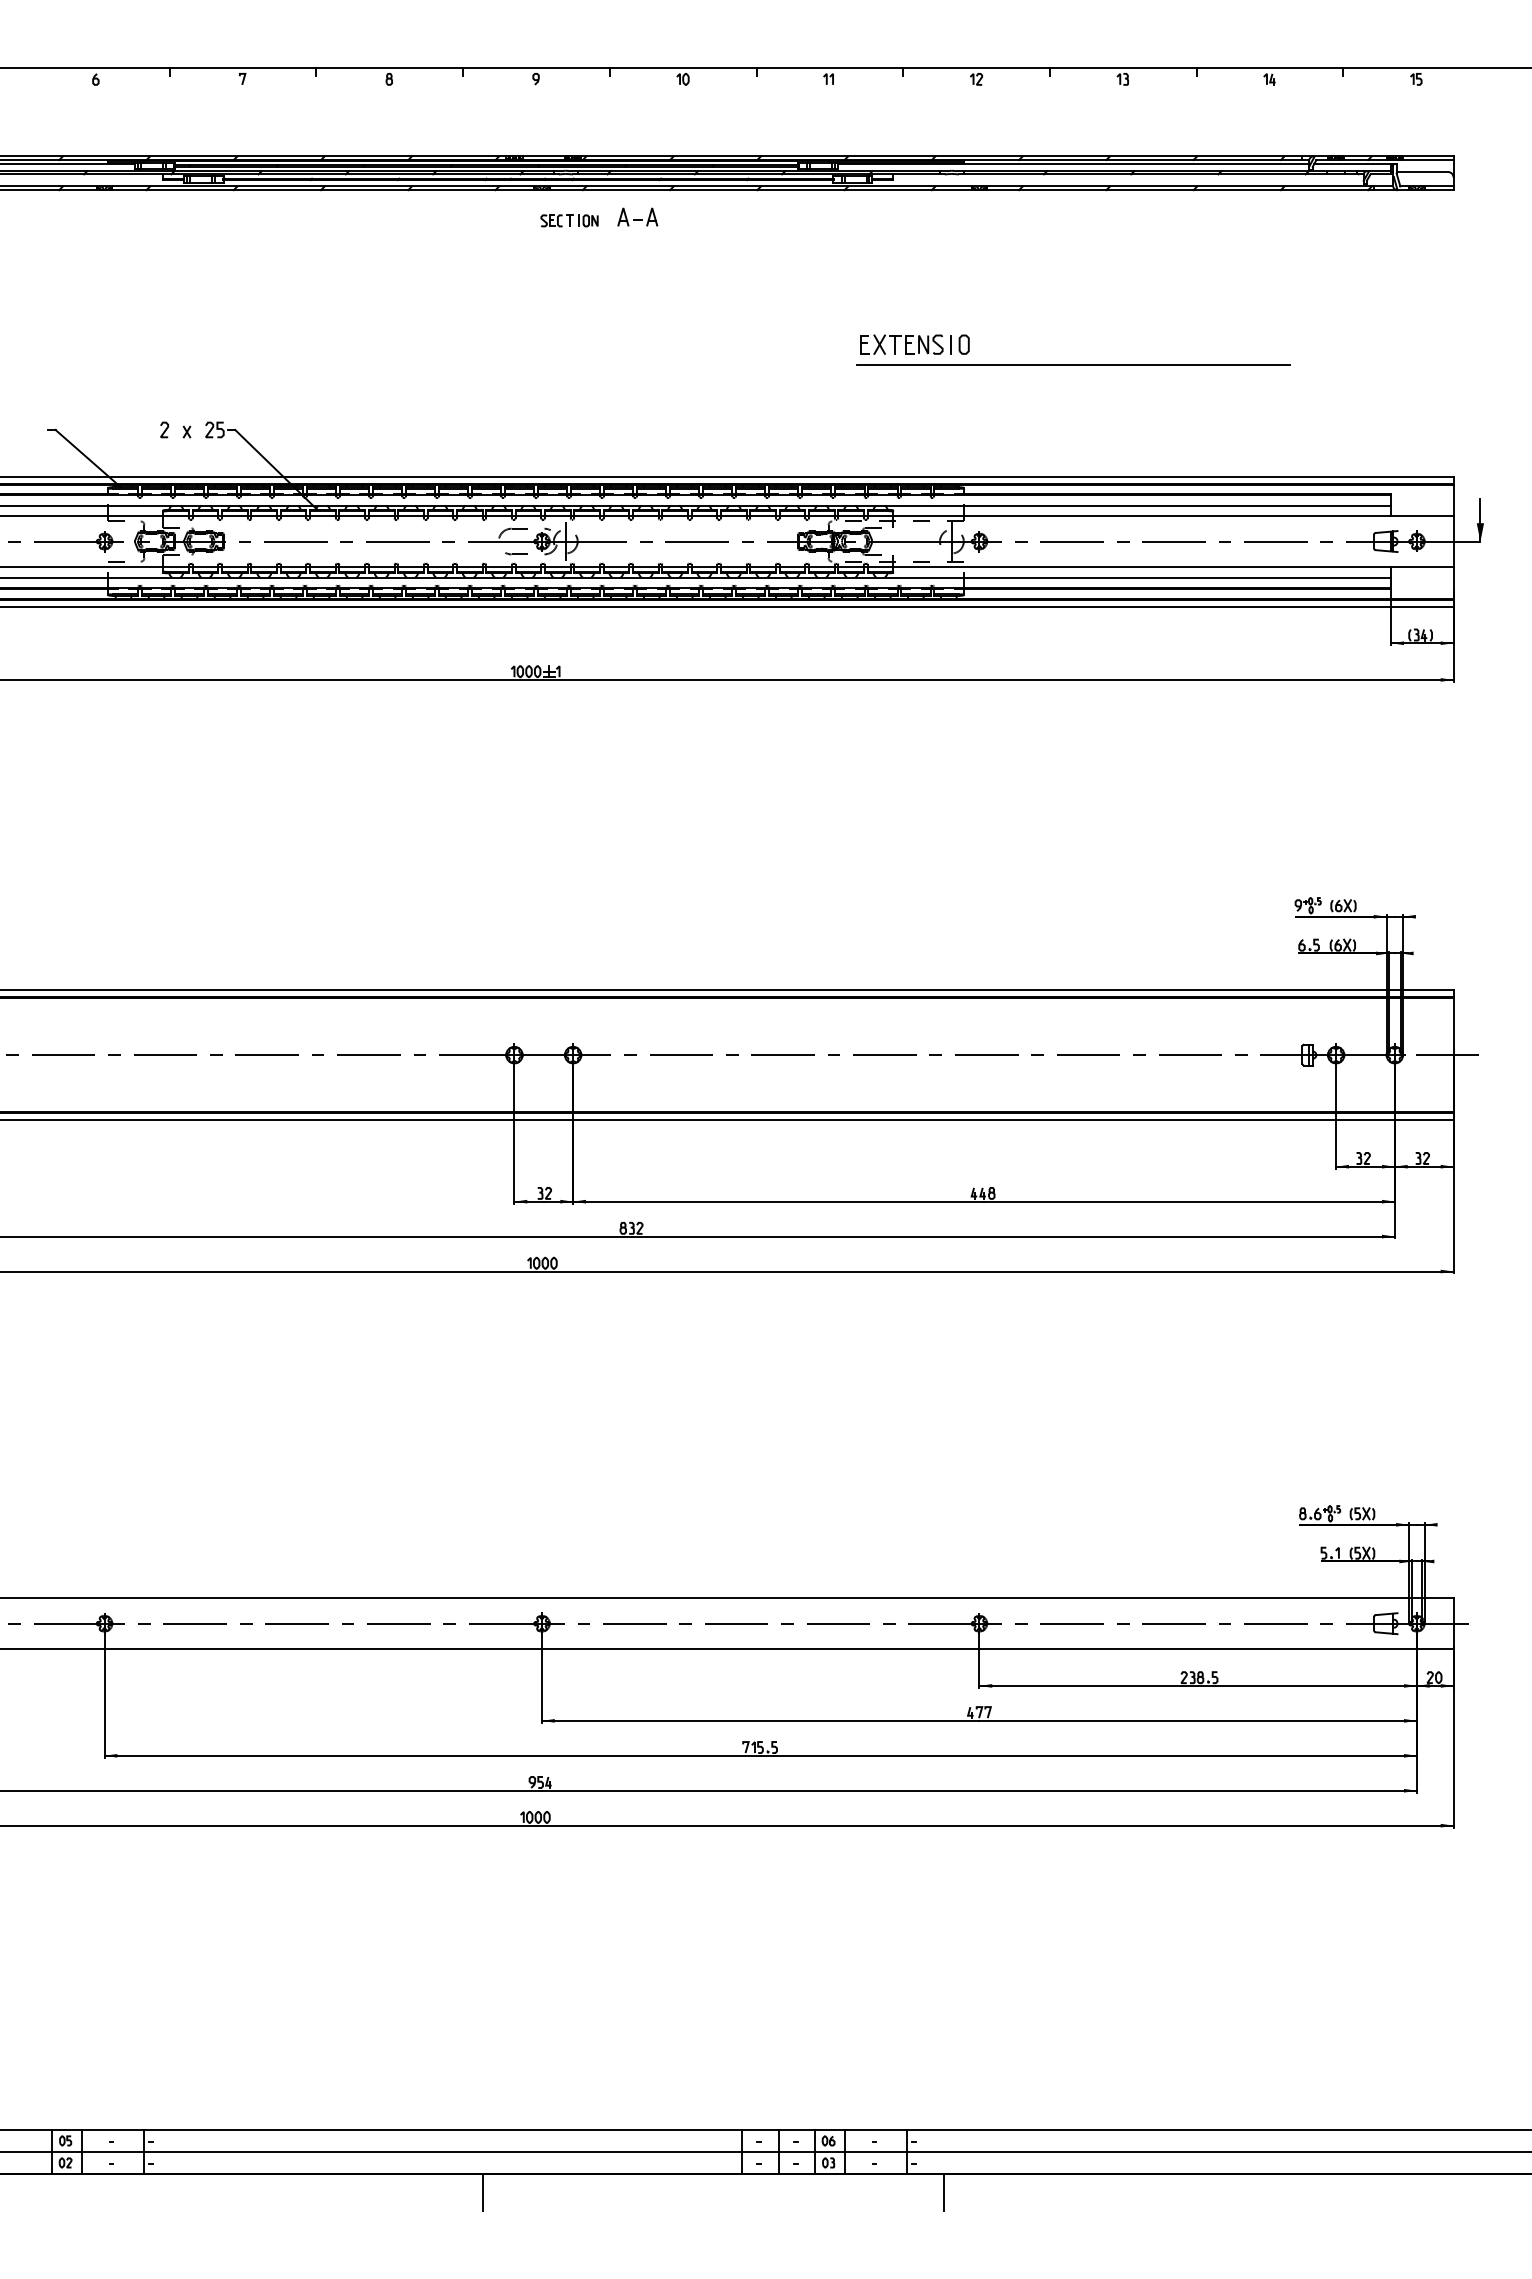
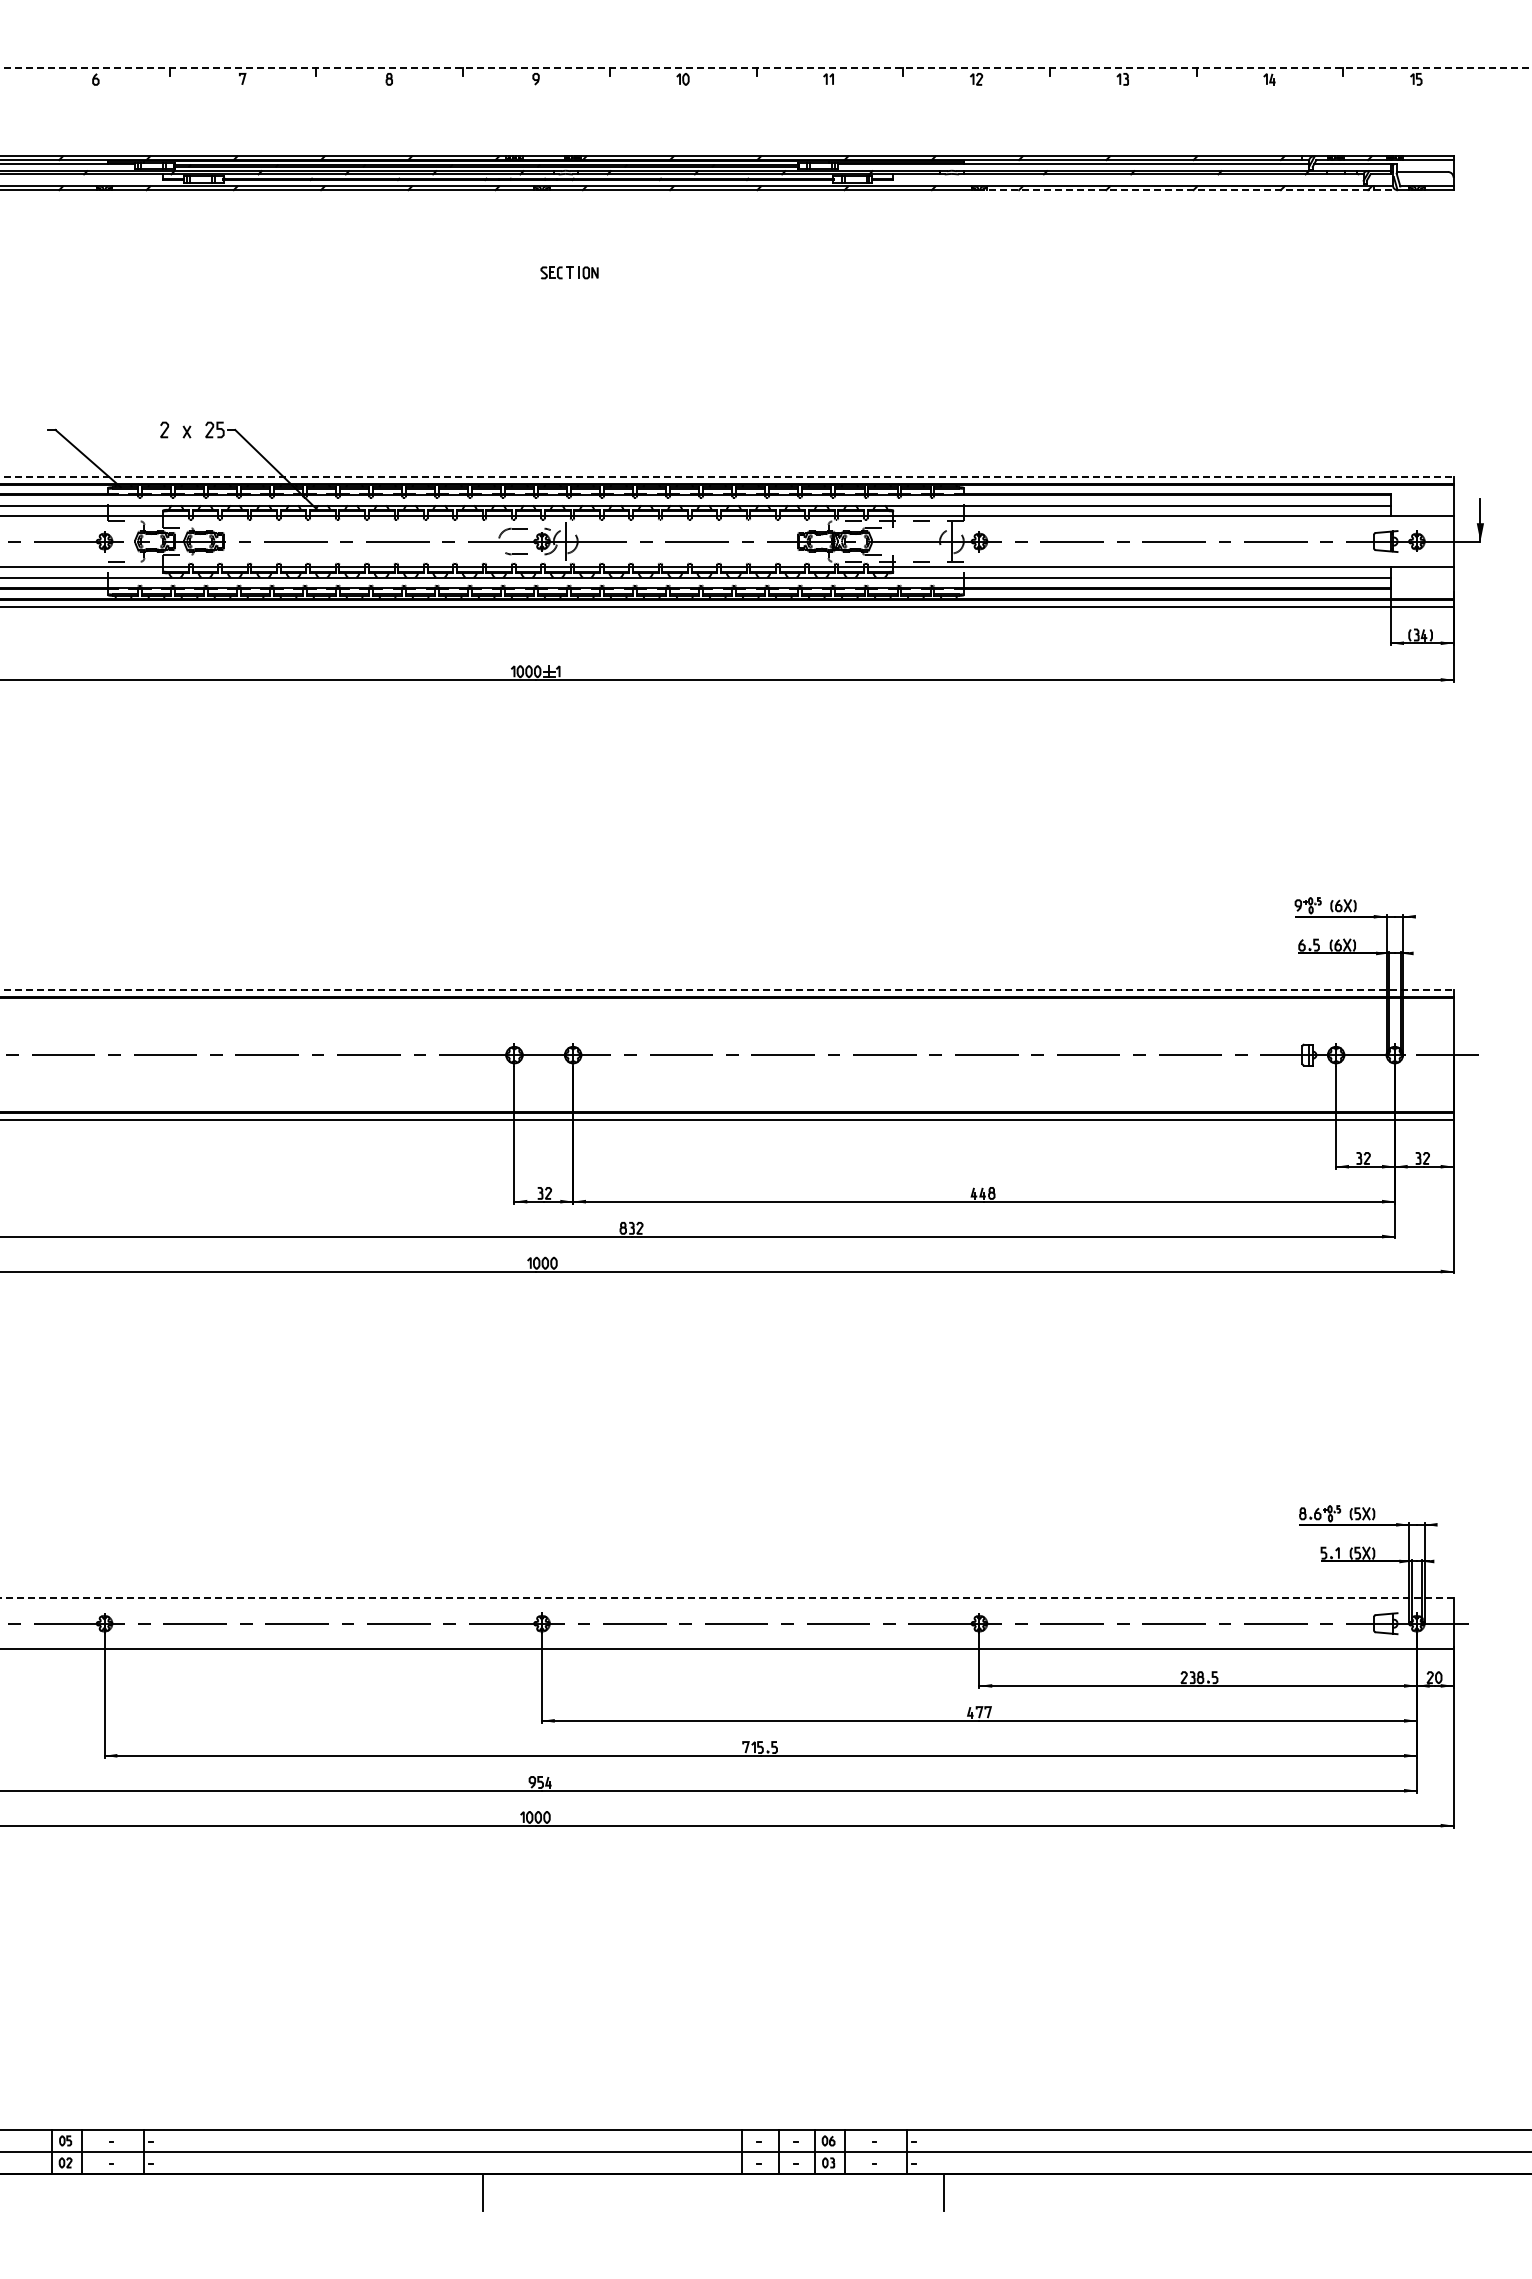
line: solid -> dashed (766, 68)
line: solid -> dashed (1187, 190)
part: present -> none (637, 216)
part position: (569, 220) -> (569, 272) (569, 272)
part: present -> none (1073, 364)
line: solid -> dashed (726, 476)
line: solid -> dashed (726, 990)
line: solid -> dashed (726, 1598)
